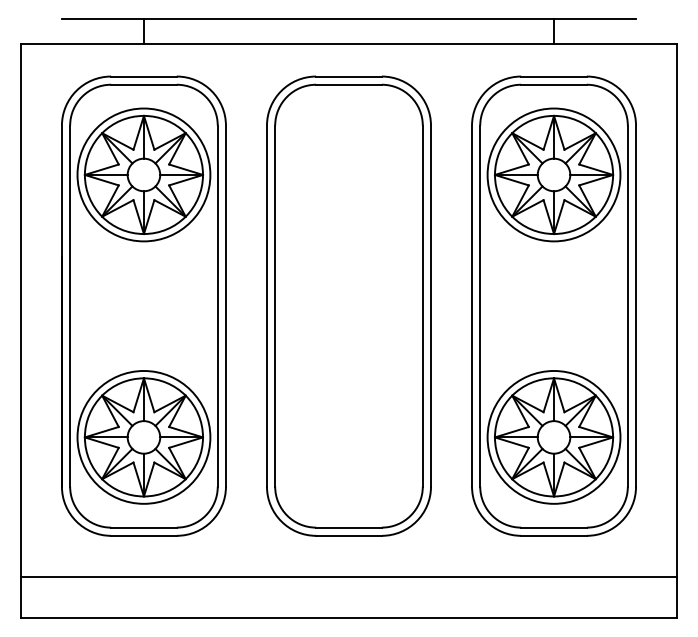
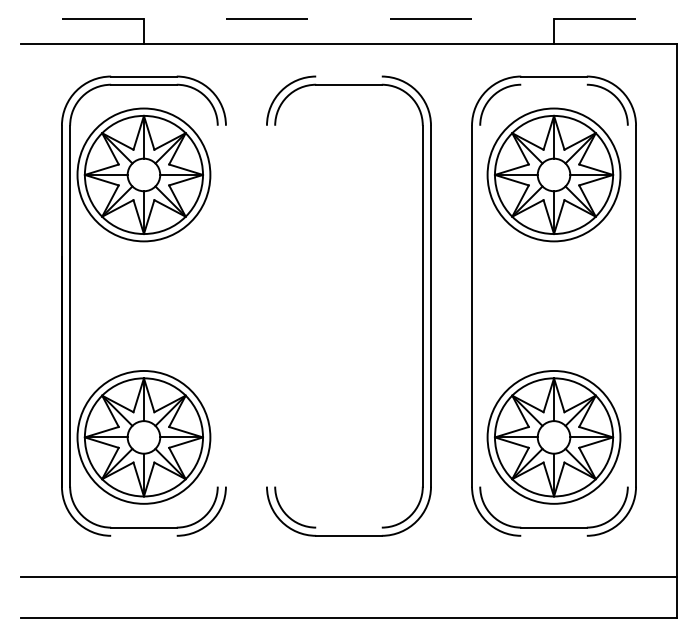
line: solid -> dashed (348, 19)
line: present -> none (348, 76)
line: present -> none (553, 84)
line: present -> none (217, 305)
line: present -> none (225, 305)
line: present -> none (266, 305)
line: present -> none (275, 305)
line: present -> none (480, 305)
line: present -> none (627, 305)
line: present -> none (20, 330)
line: present -> none (348, 527)
line: present -> none (143, 535)
line: present -> none (553, 535)
